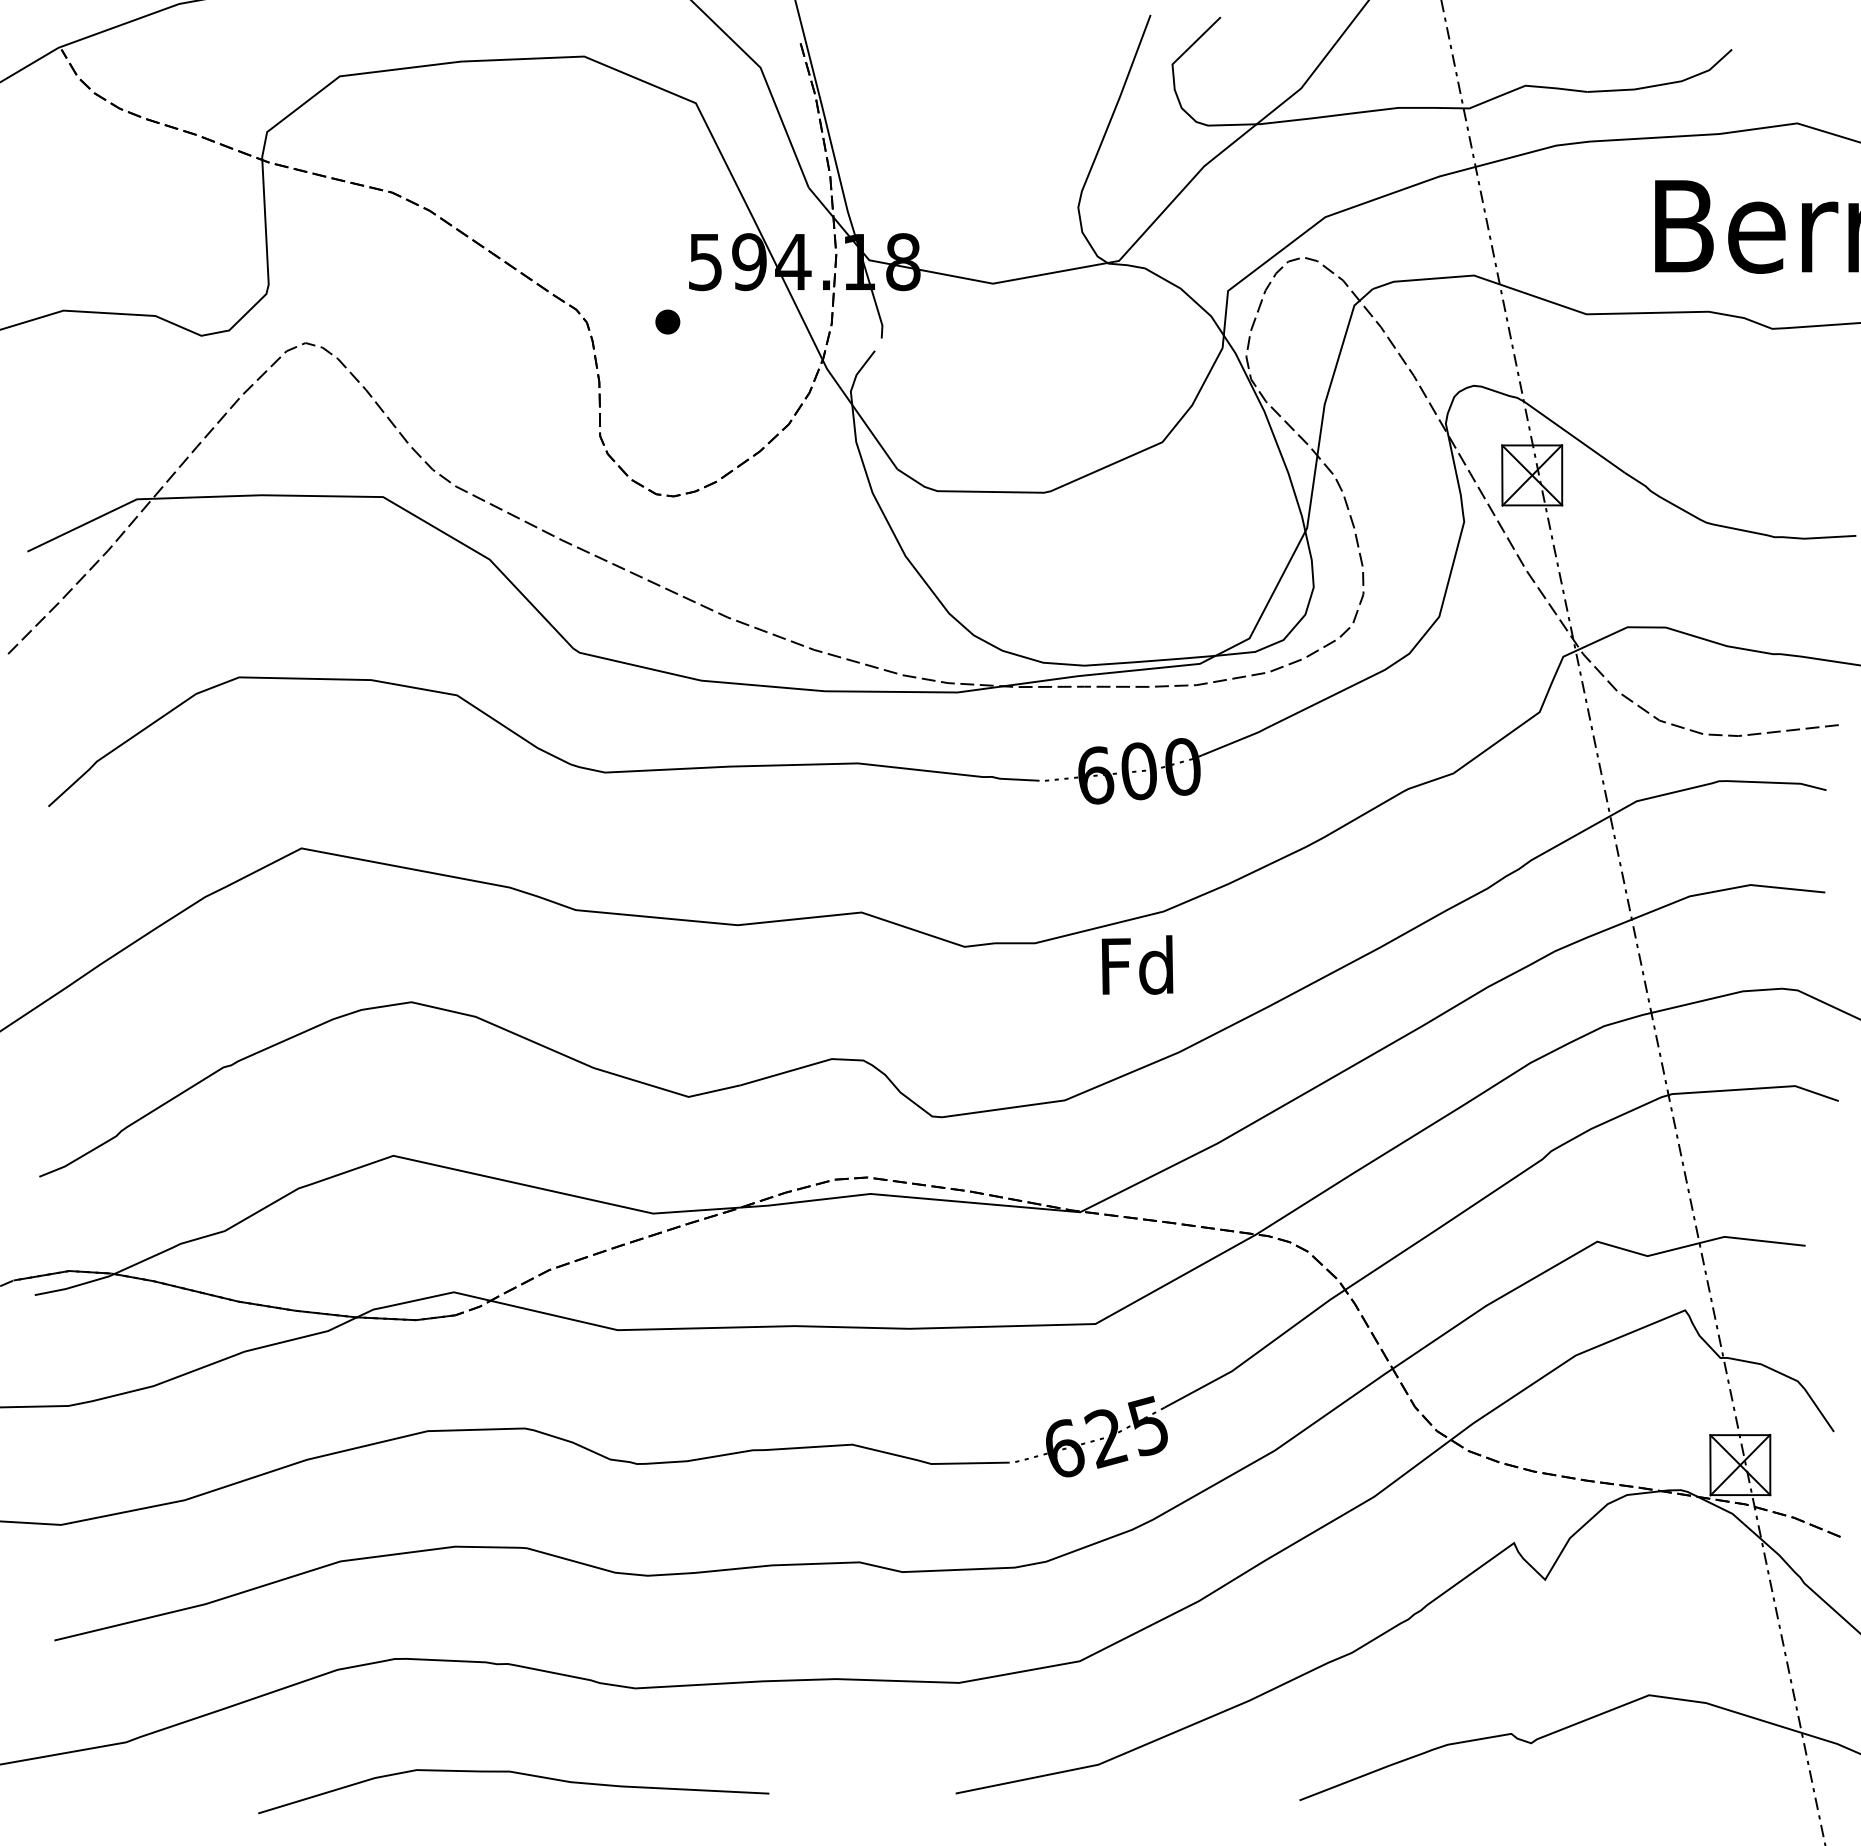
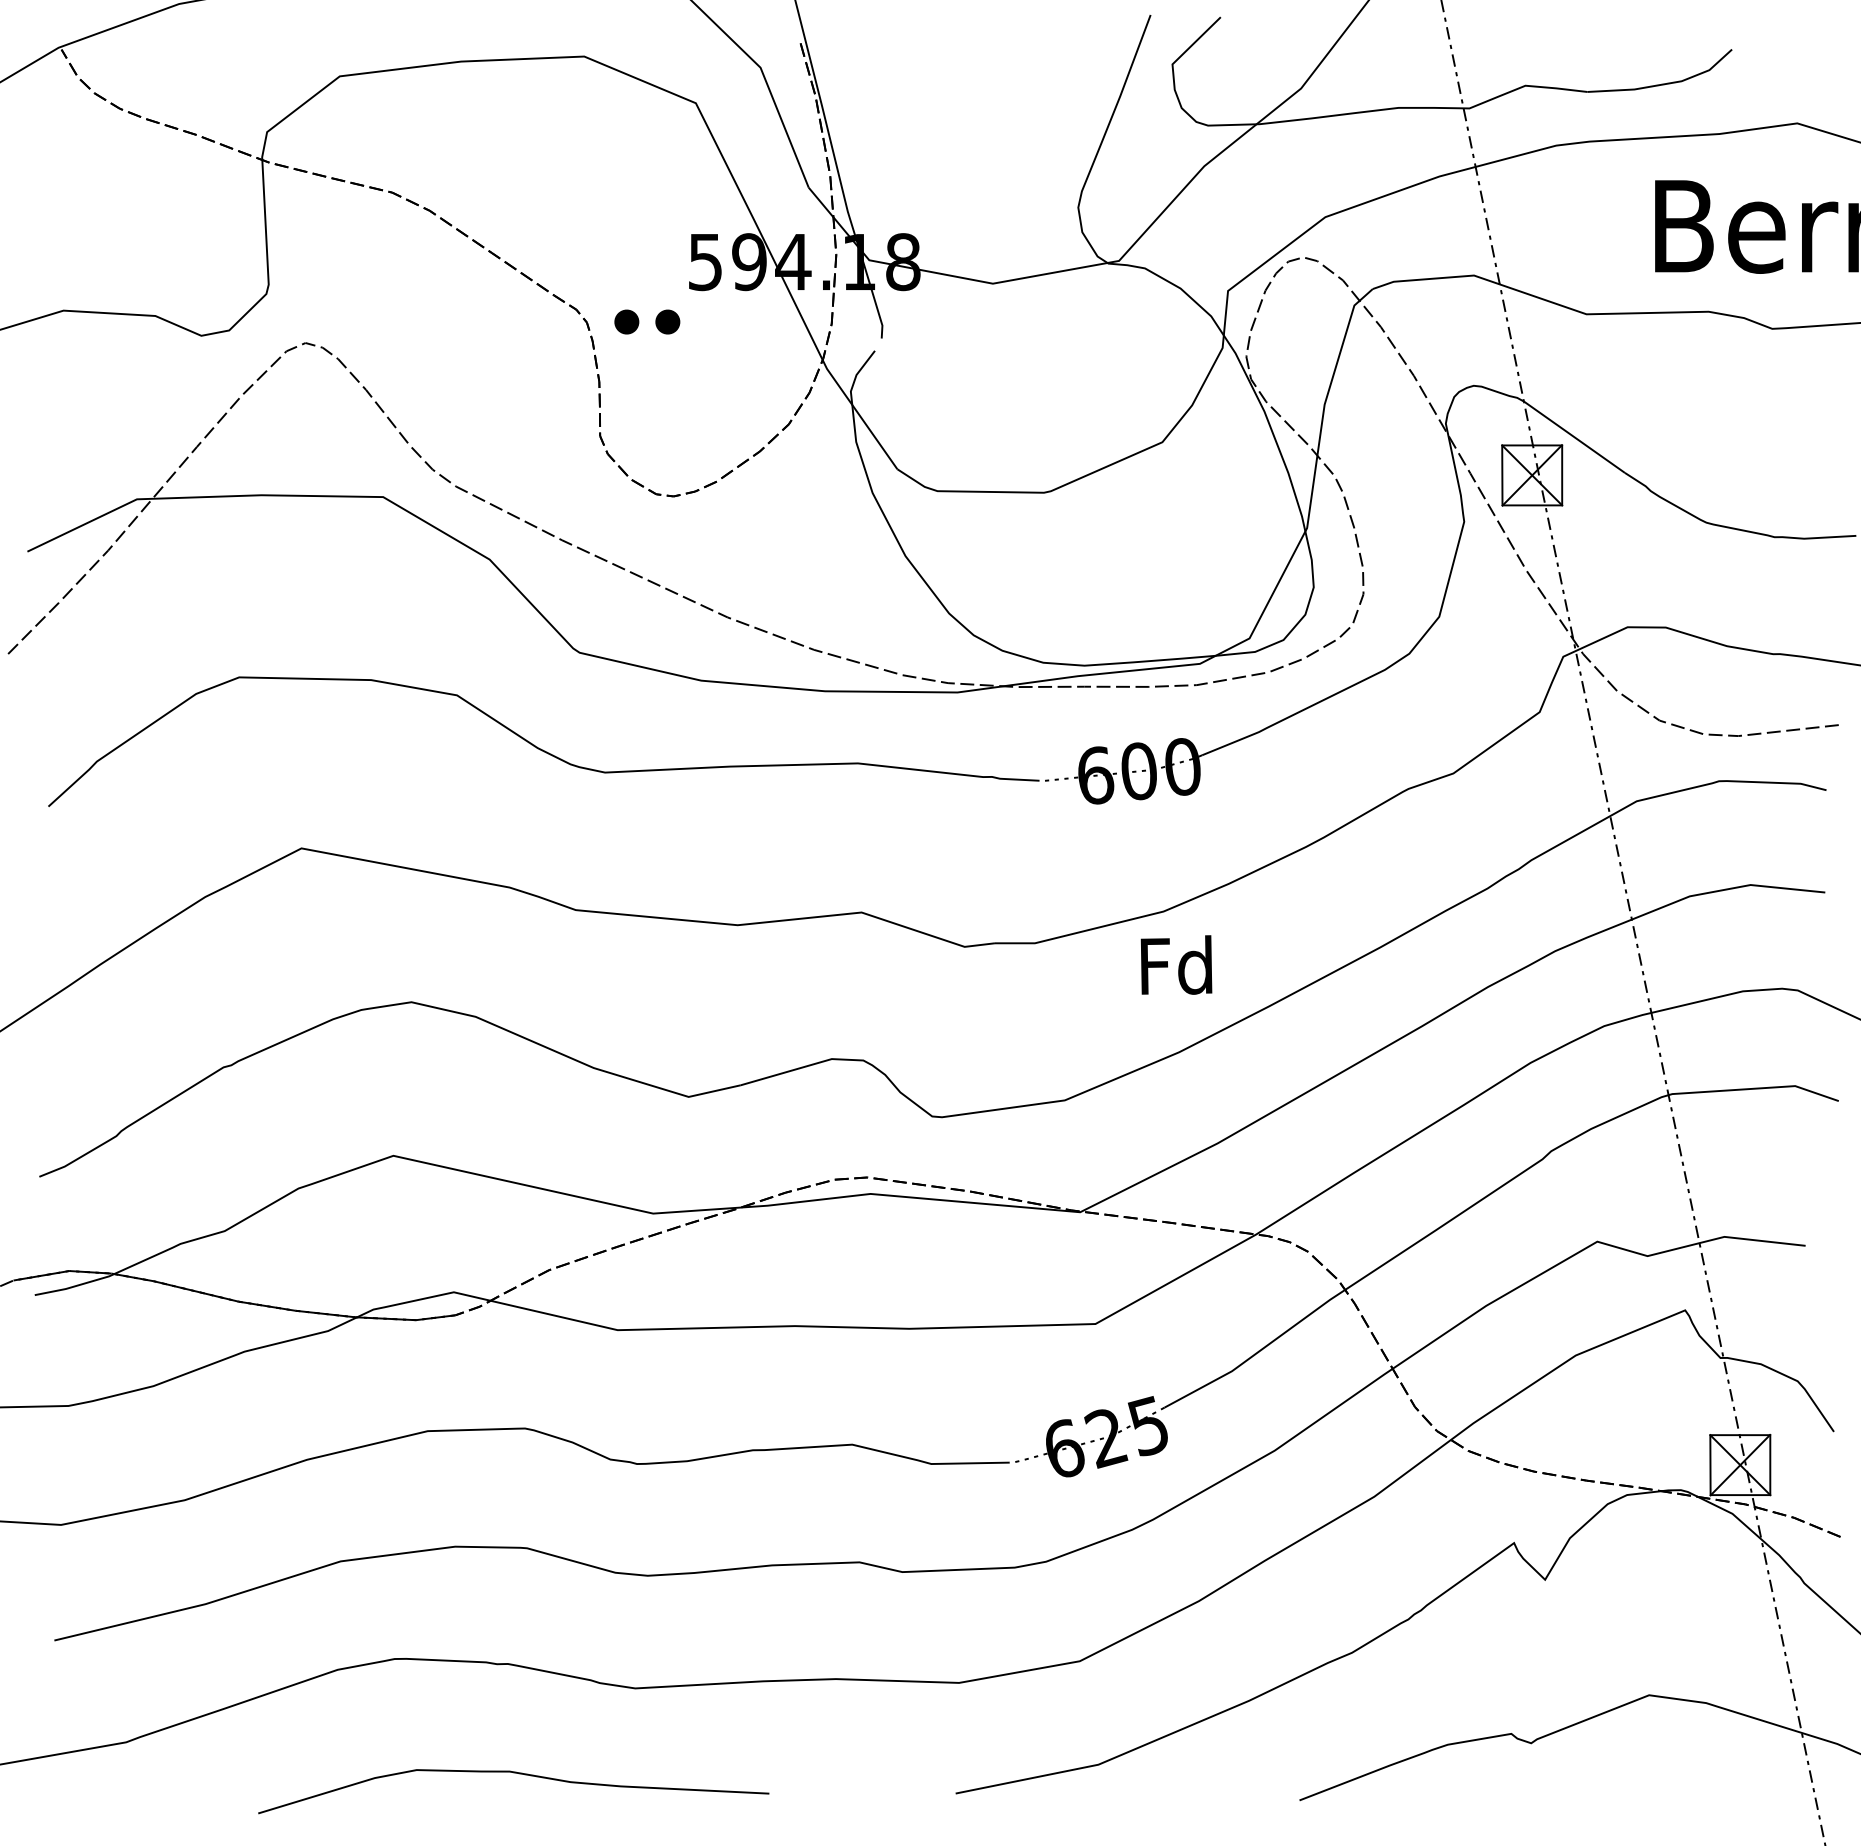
part: none -> present (626, 321)
text position: (1137, 964) -> (1176, 964) (1176, 964)
